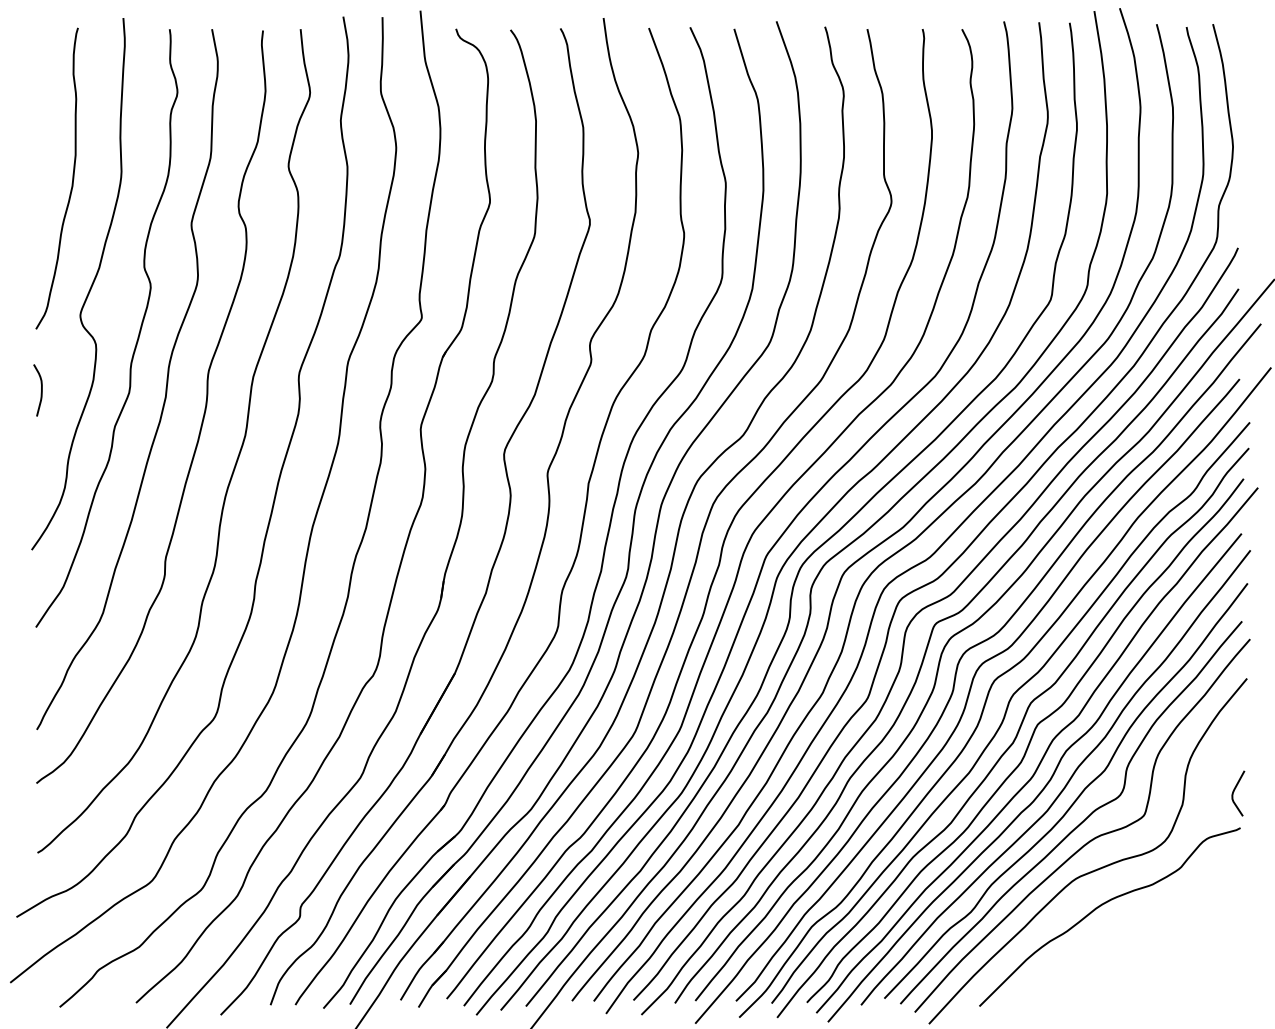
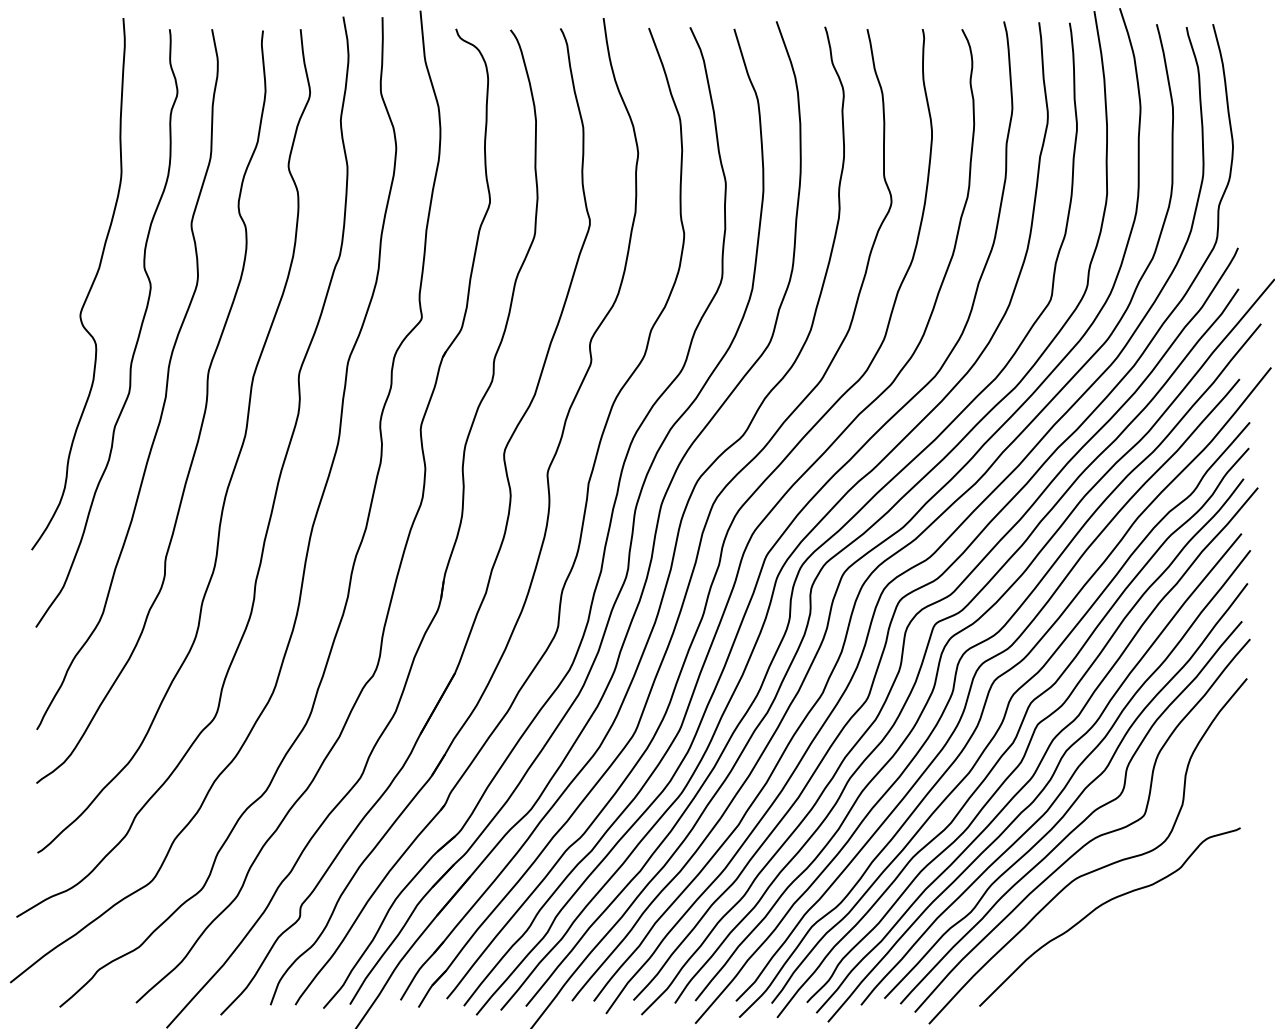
curve: present -> none (71, 183)
curve: present -> none (40, 392)
curve: present -> none (1234, 792)
